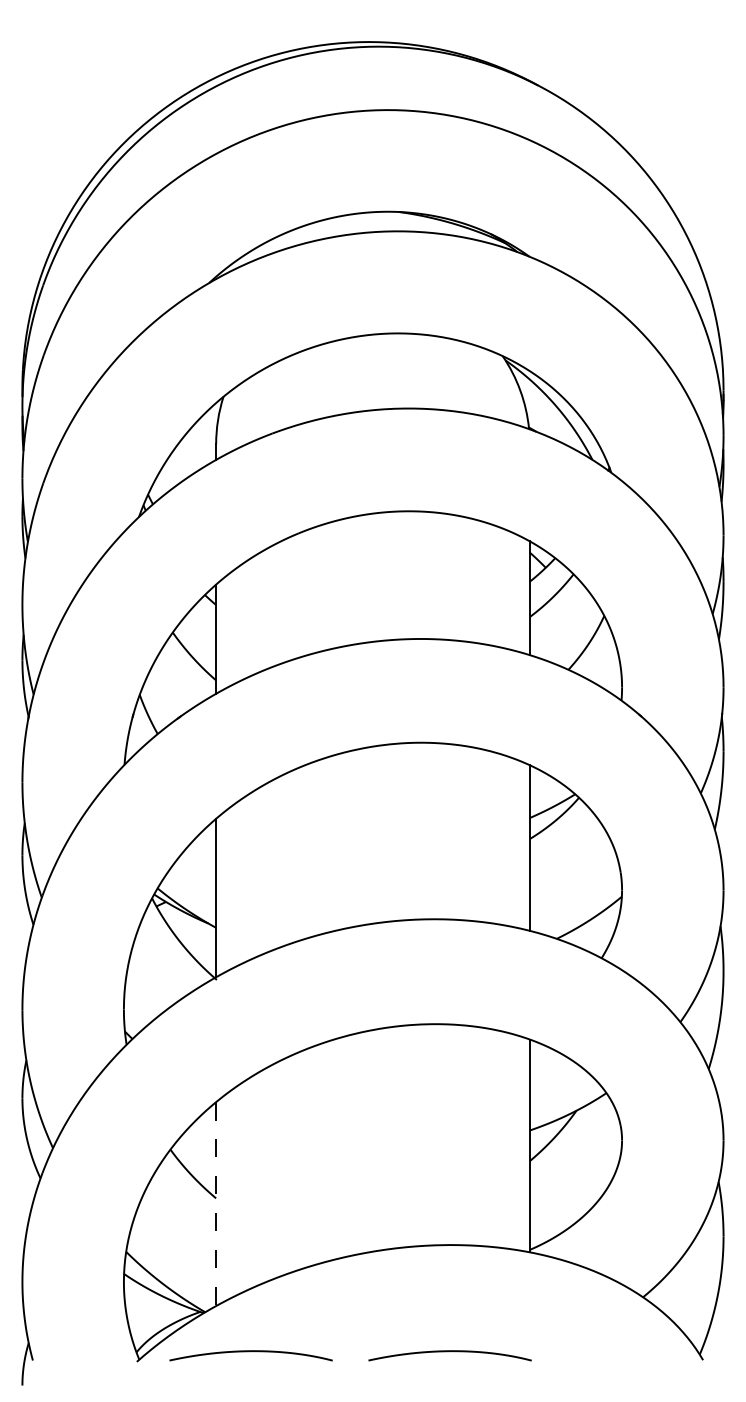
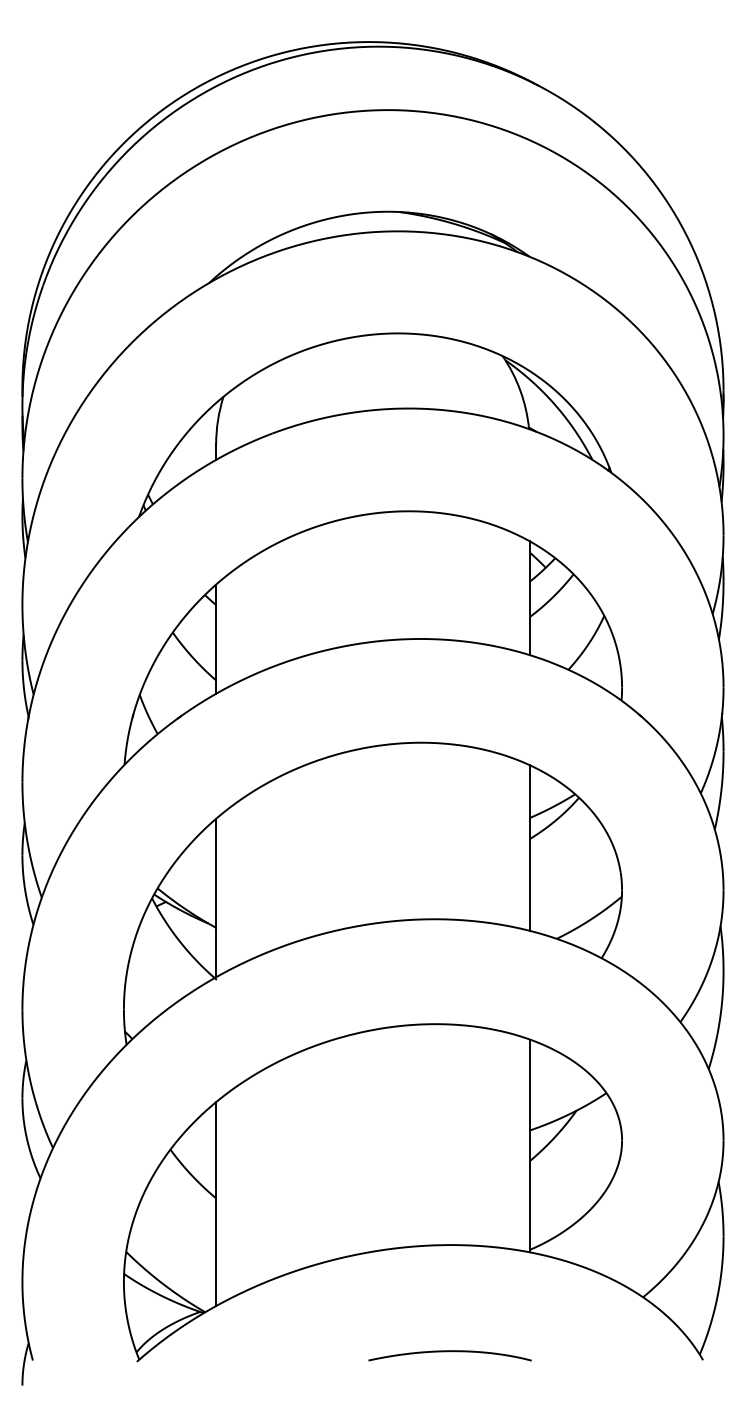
line: dashed -> solid (216, 1204)
curve: present -> none (250, 1352)
